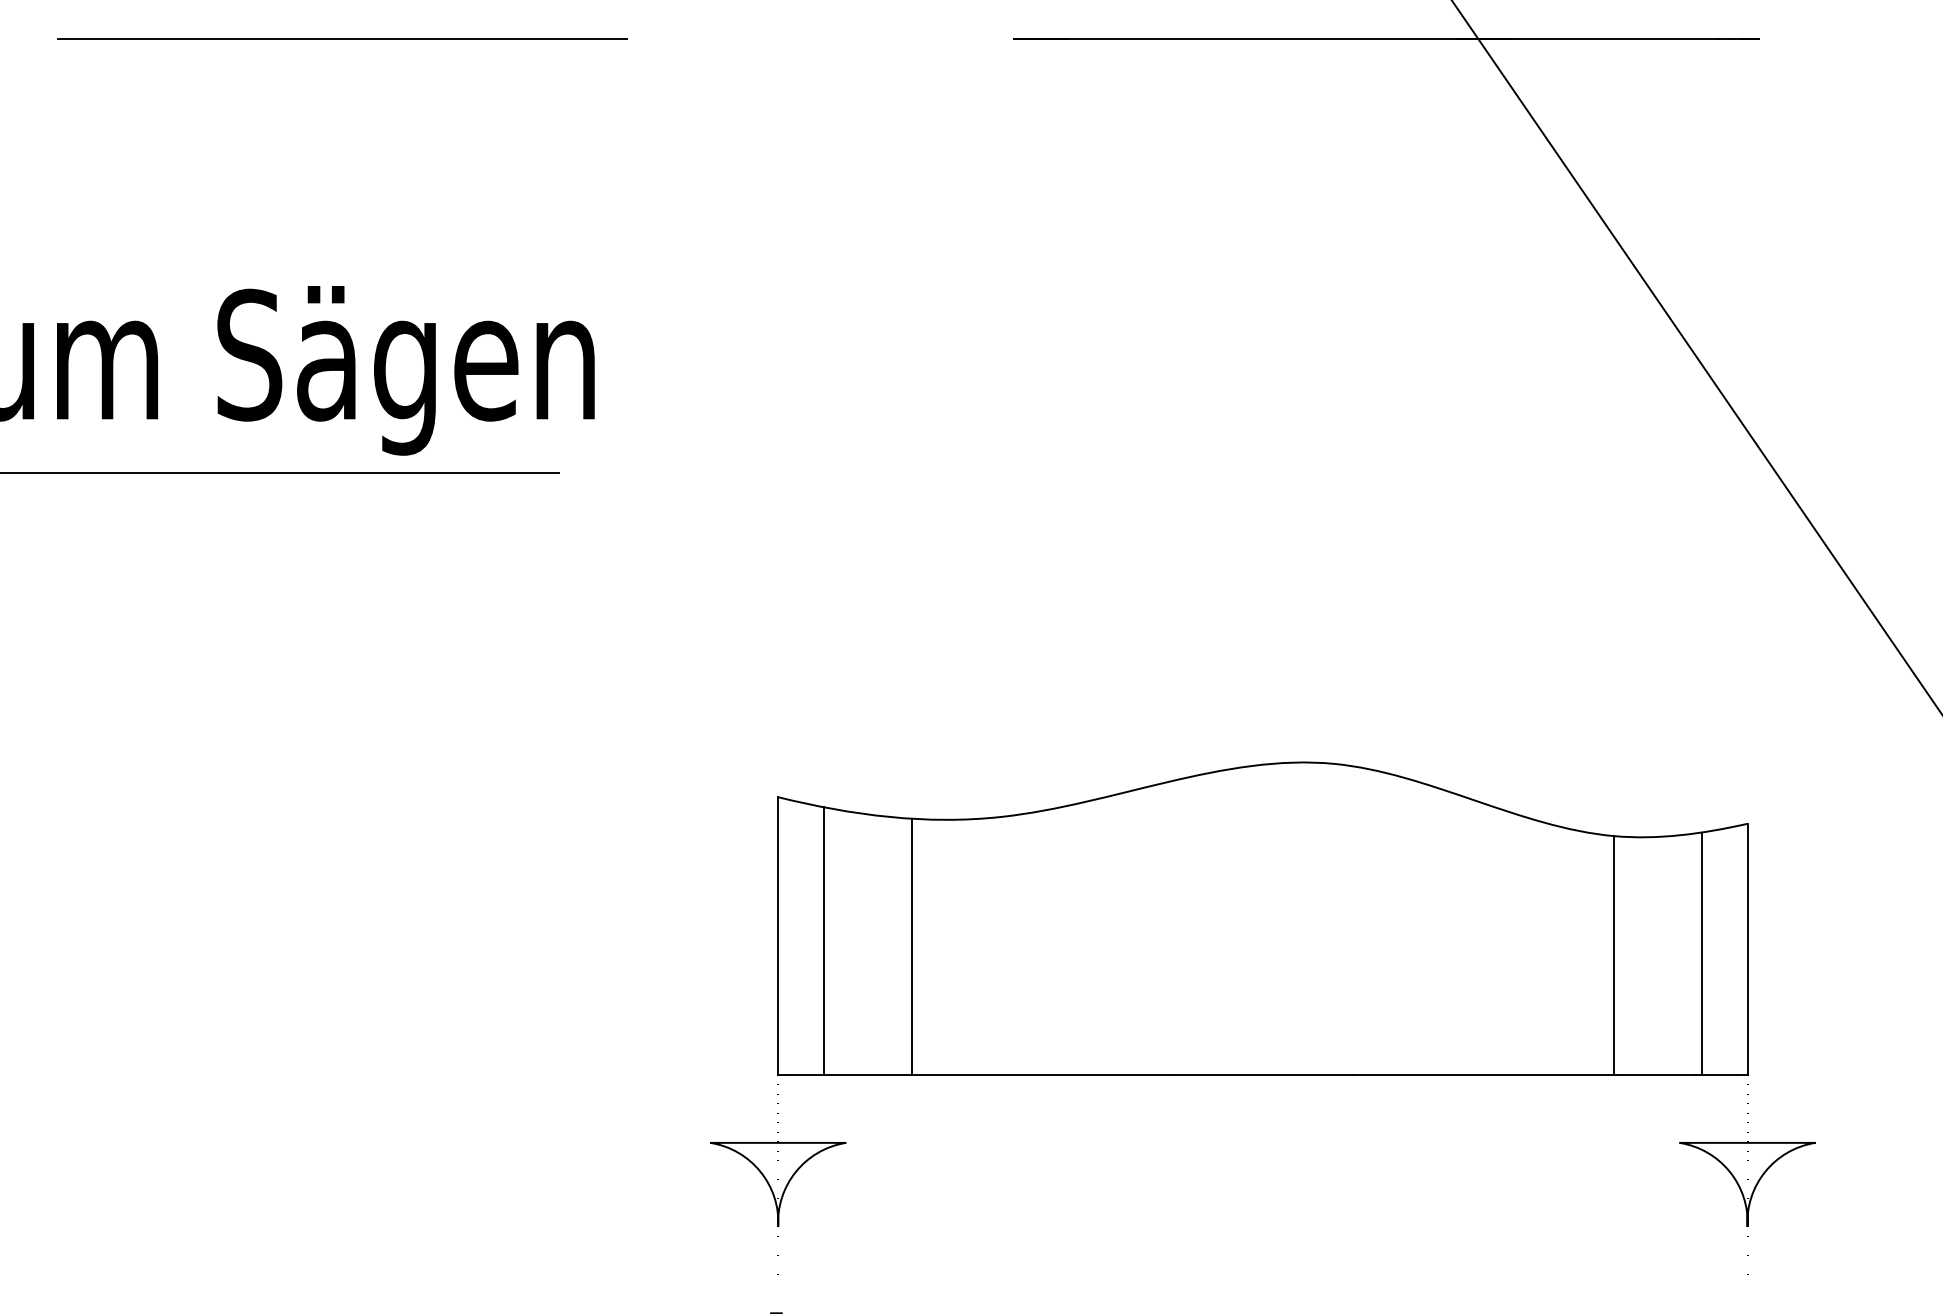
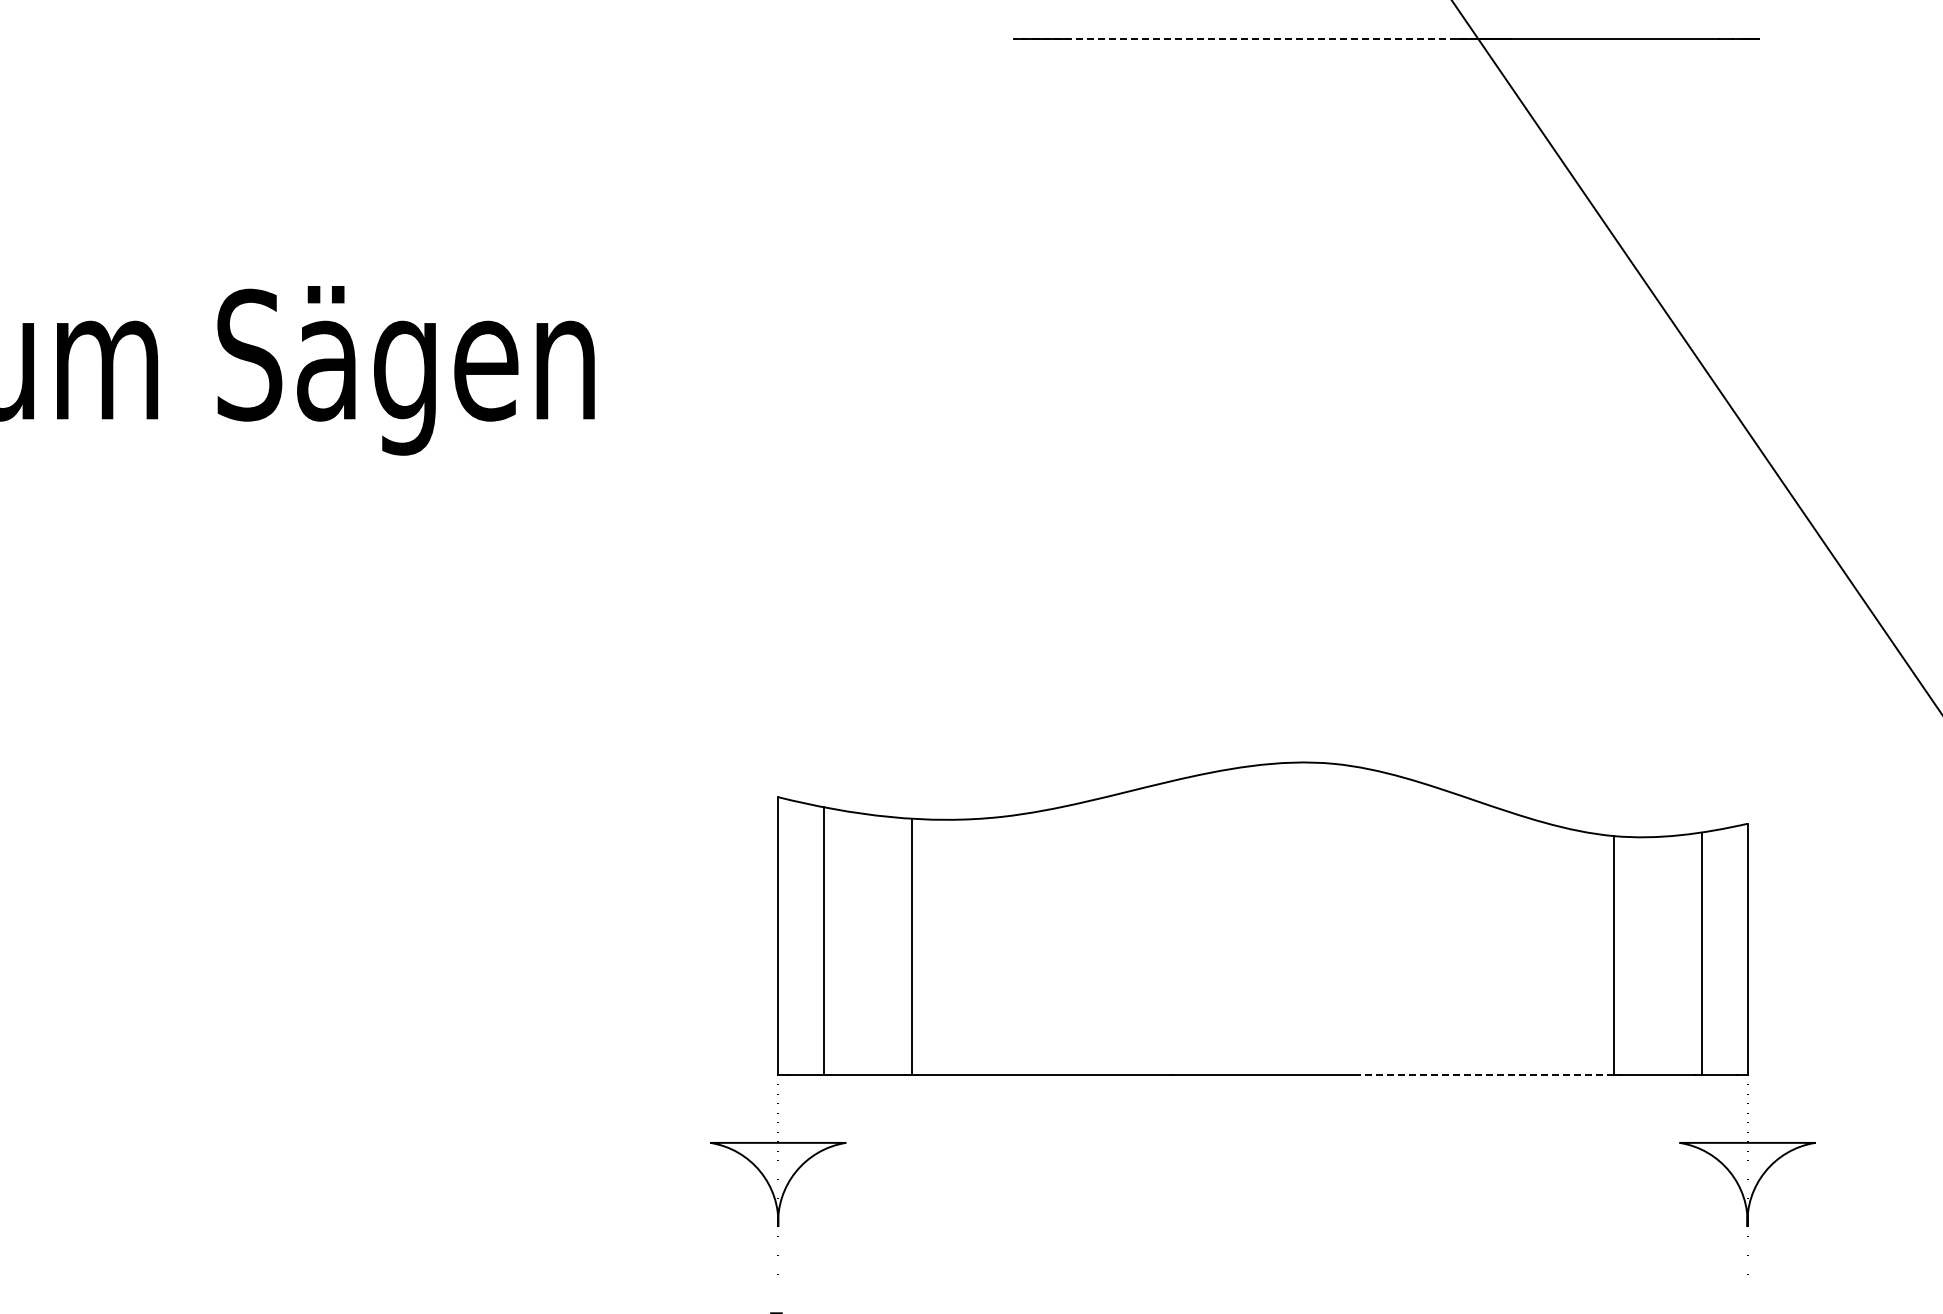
line: present -> none (342, 39)
line: solid -> dashed (1262, 39)
line: present -> none (280, 472)
line: solid -> dashed (1483, 1074)
